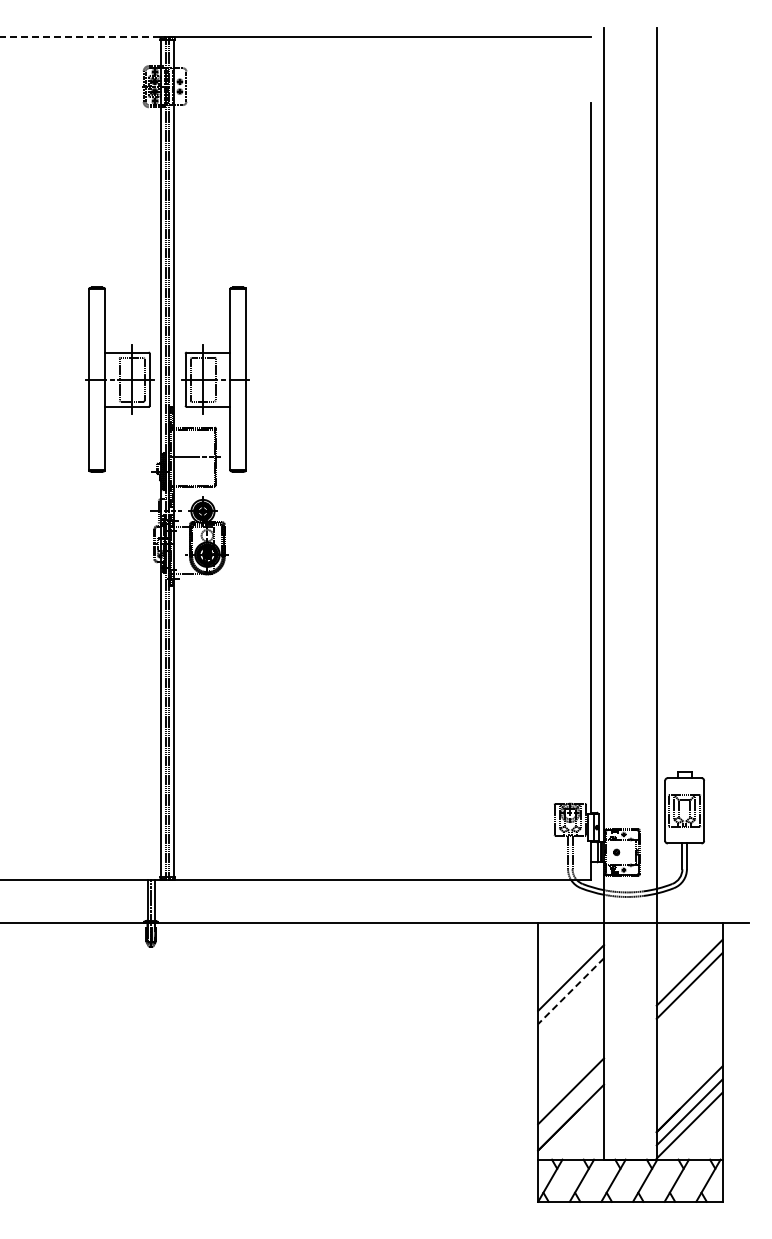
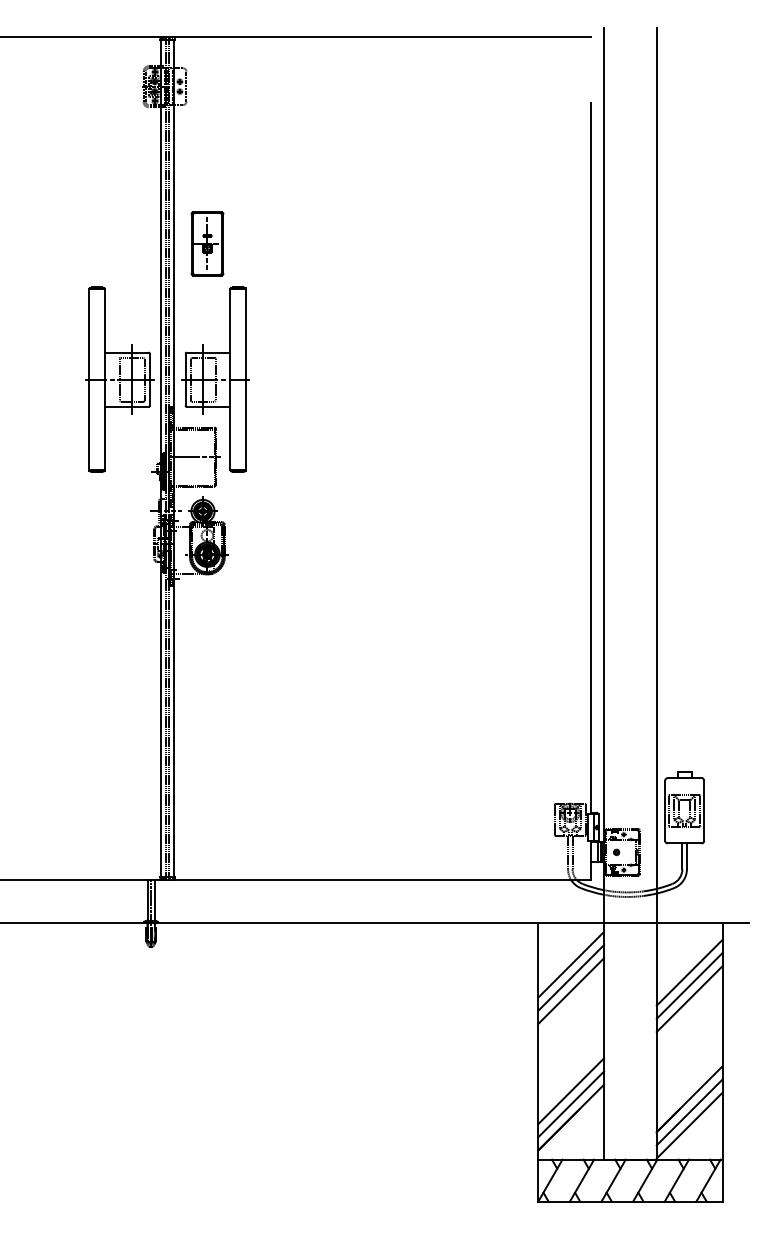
line: dashed -> solid (83, 37)
part: none -> present (207, 243)
line: none -> present (571, 964)
line: dashed -> solid (571, 991)
line: none -> present (689, 999)
line: none -> present (571, 1104)
